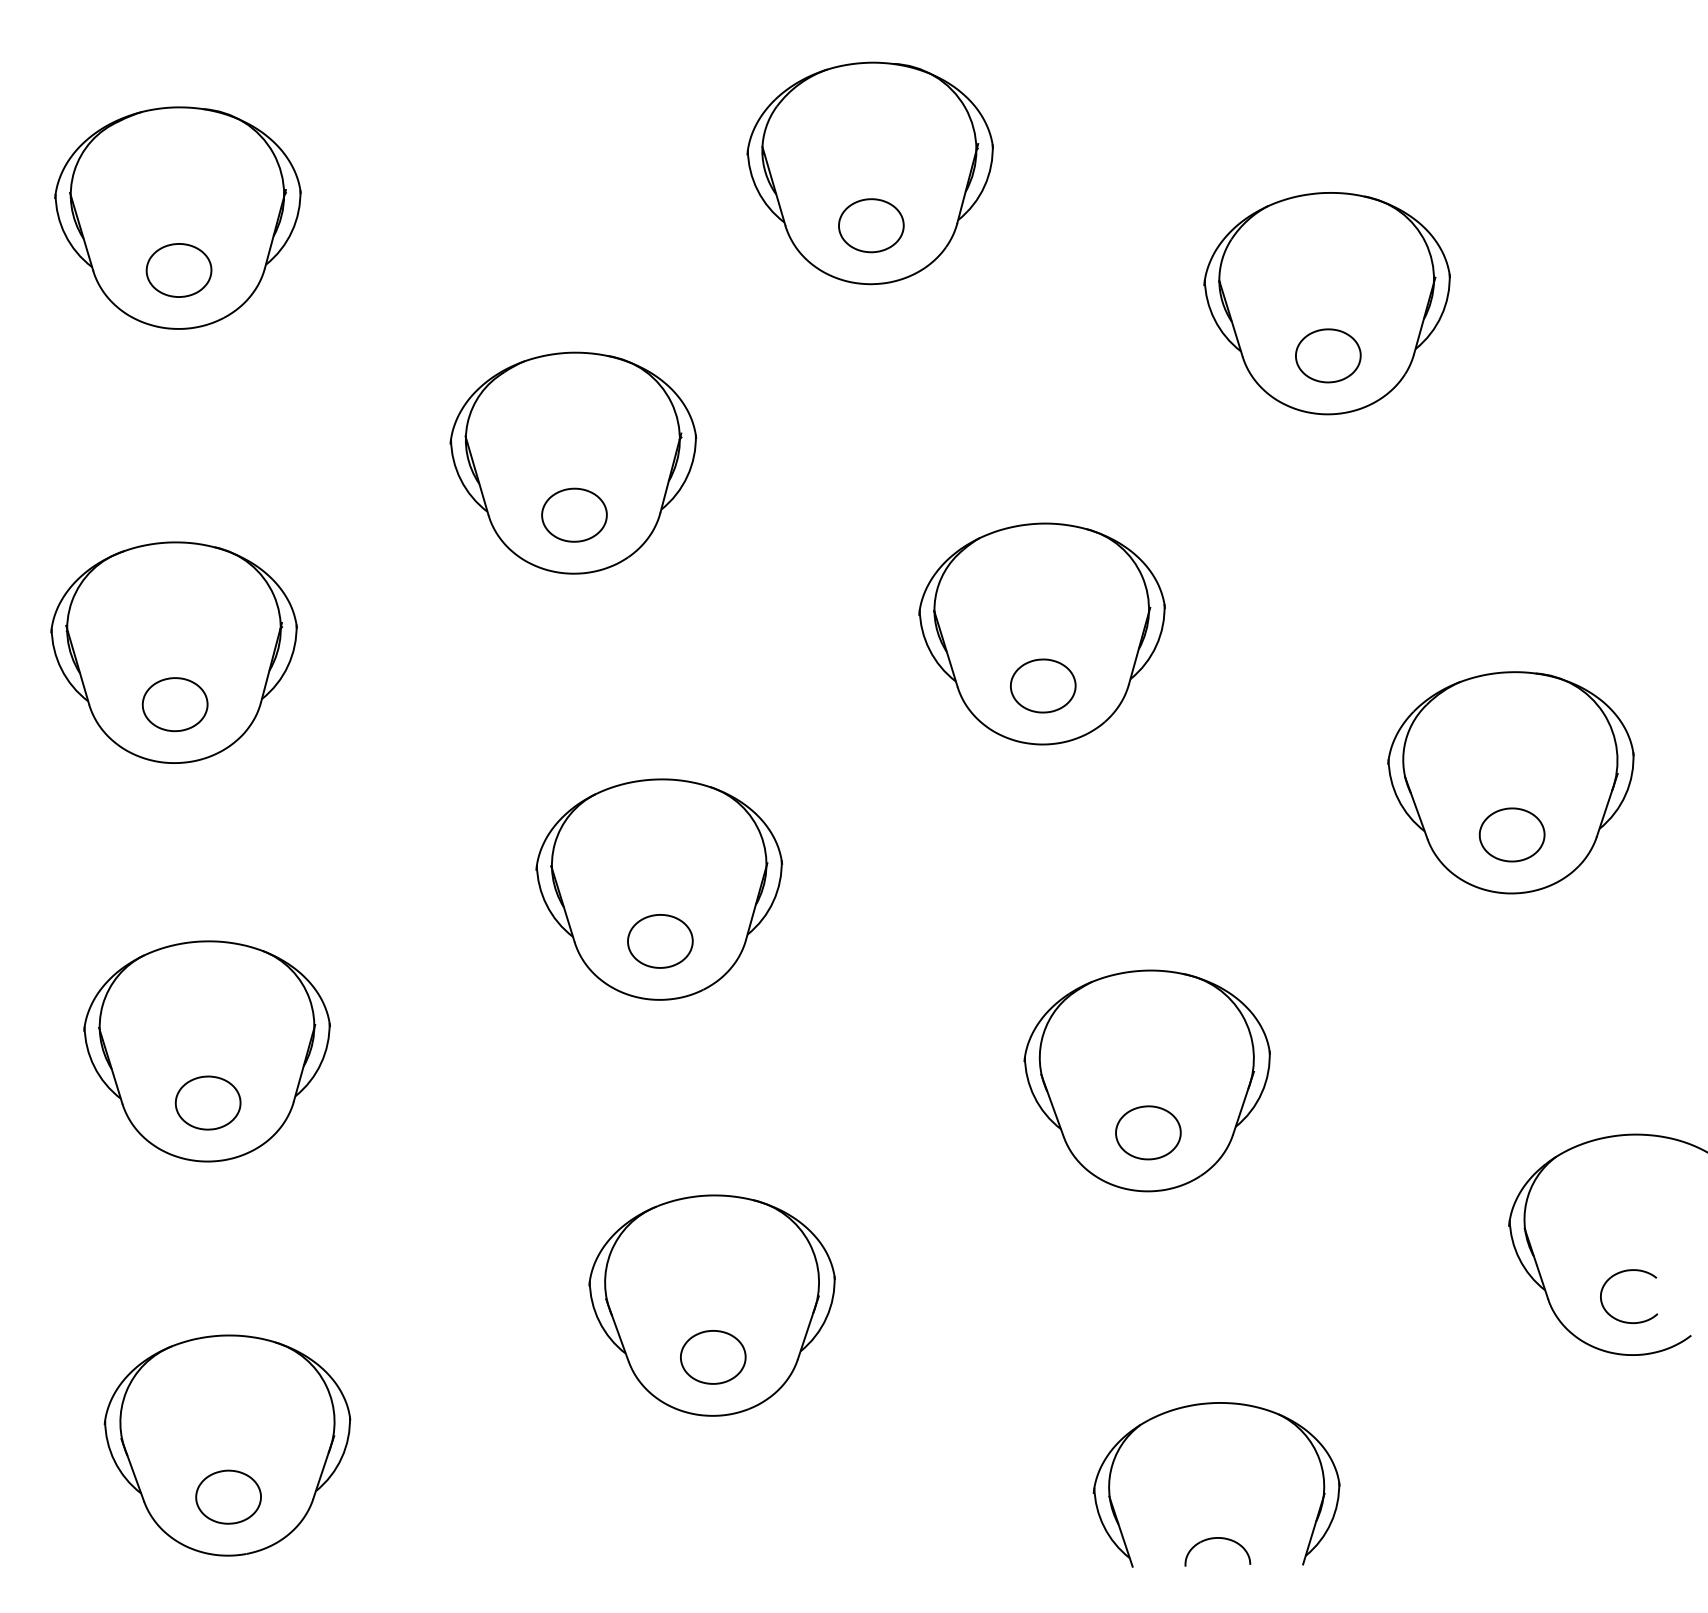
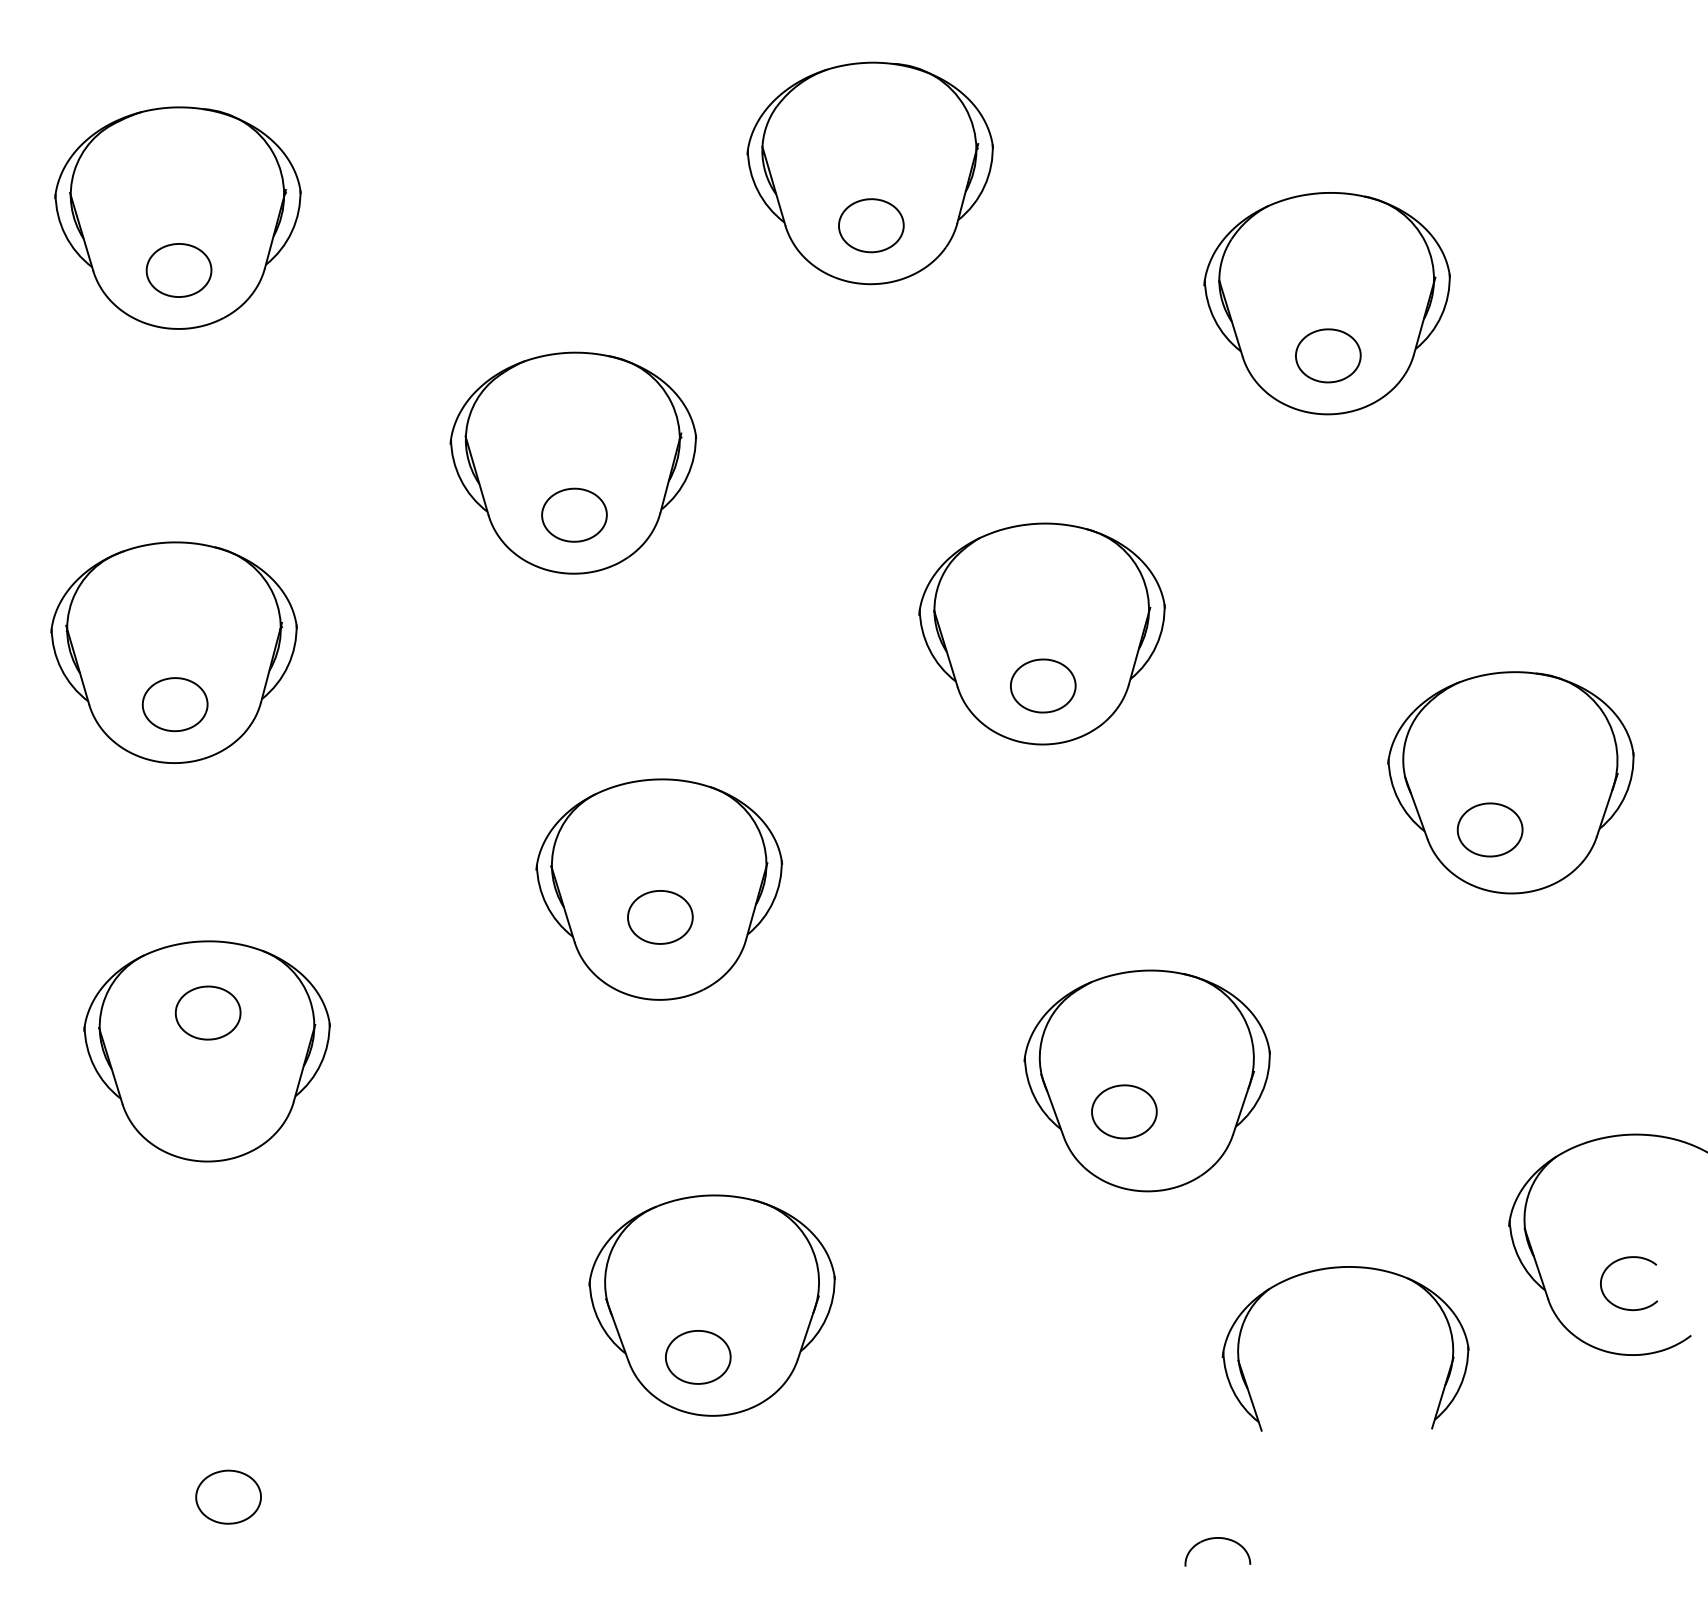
part position: (1511, 834) -> (1489, 829) (1489, 829)
part position: (660, 941) -> (660, 917) (660, 917)
part position: (207, 1102) -> (207, 1012) (207, 1012)
part position: (1148, 1132) -> (1124, 1111) (1124, 1111)
part position: (1618, 1274) -> (1618, 1261) (1618, 1261)
part position: (713, 1357) -> (698, 1357) (698, 1357)
part position: (1212, 1404) -> (1341, 1268) (1341, 1268)
part: present -> none (227, 1445)
